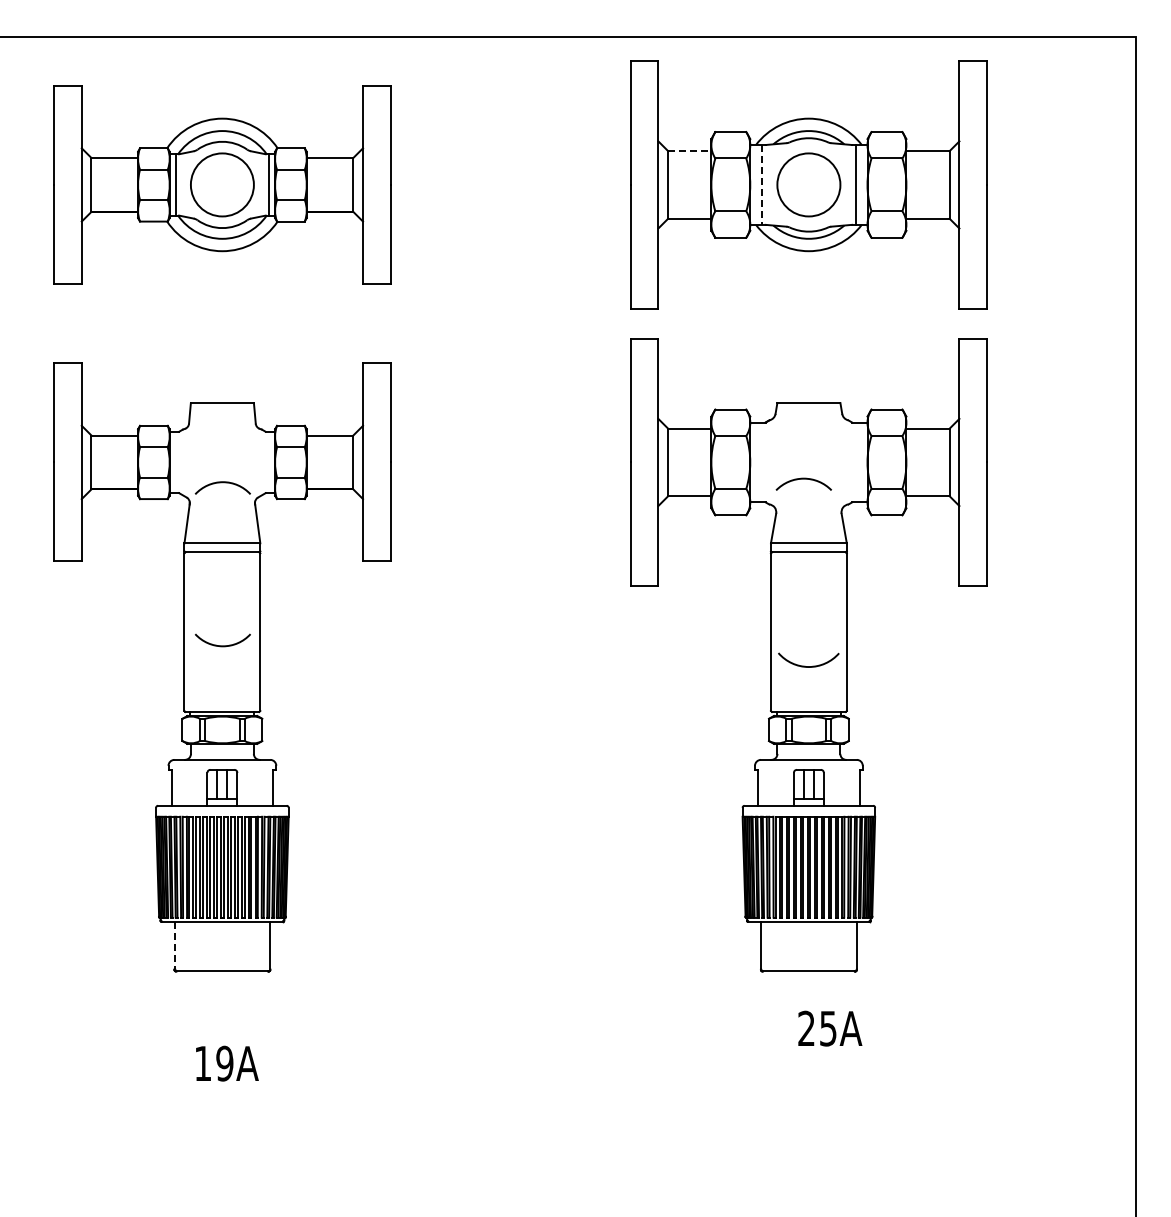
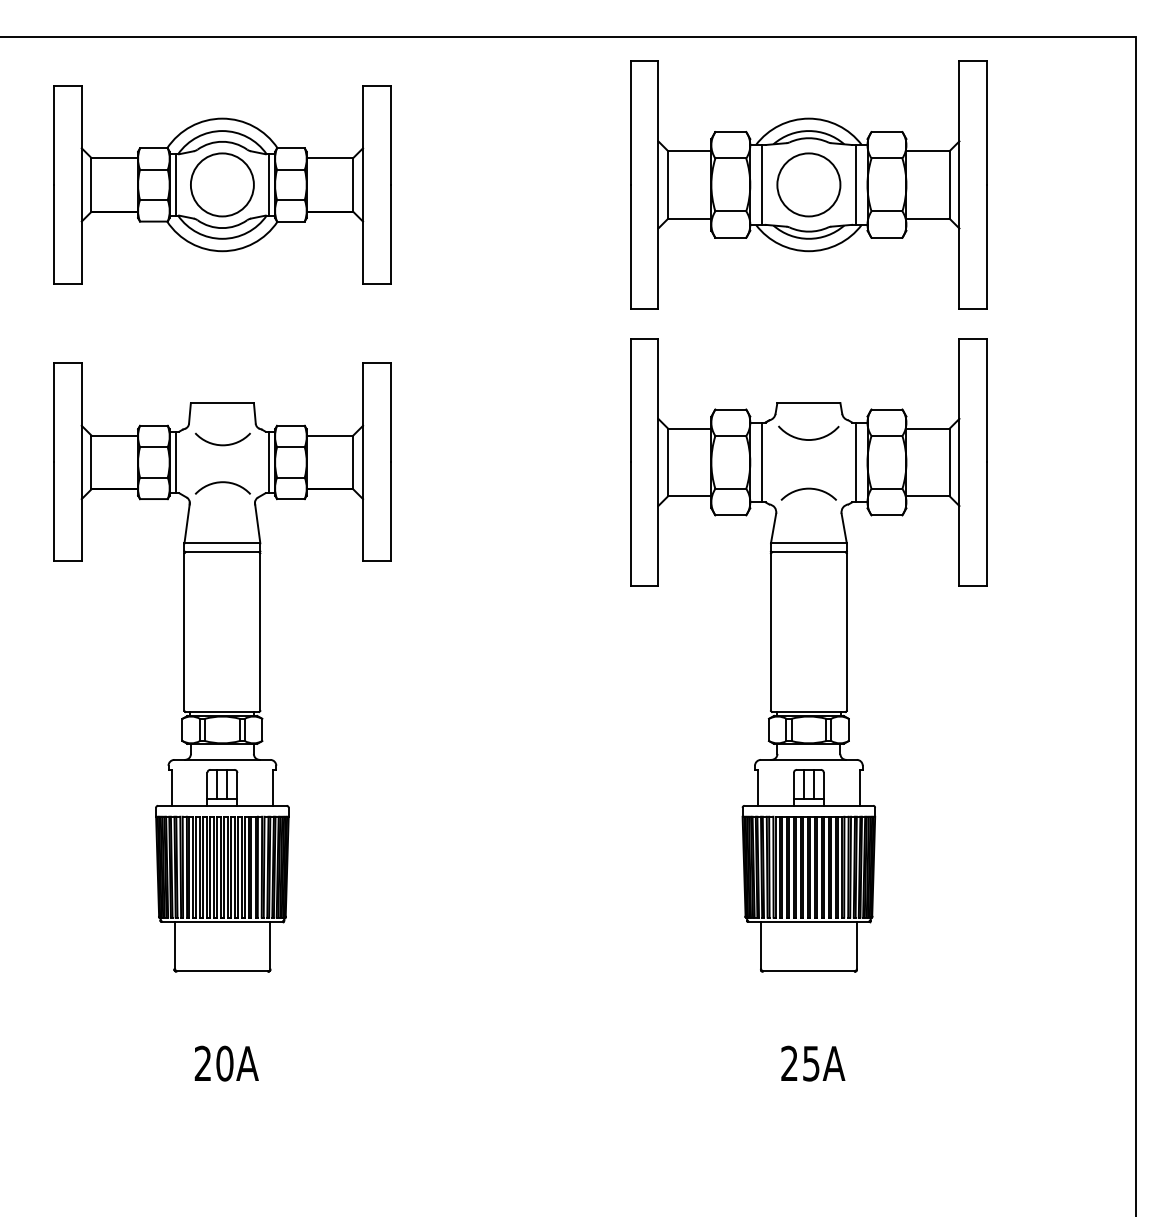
line: dashed -> solid (689, 151)
line: dashed -> solid (762, 184)
line: none -> present (175, 462)
line: none -> present (269, 462)
line: none -> present (762, 462)
line: none -> present (855, 462)
arc position: (803, 479) -> (808, 489) (808, 489)
arc position: (222, 645) -> (222, 444) (222, 444)
arc position: (808, 666) -> (808, 439) (808, 439)
line: dashed -> solid (174, 945)
text position: (830, 1028) -> (813, 1063) (813, 1063)
text: 19A -> 20A (213, 1063)
